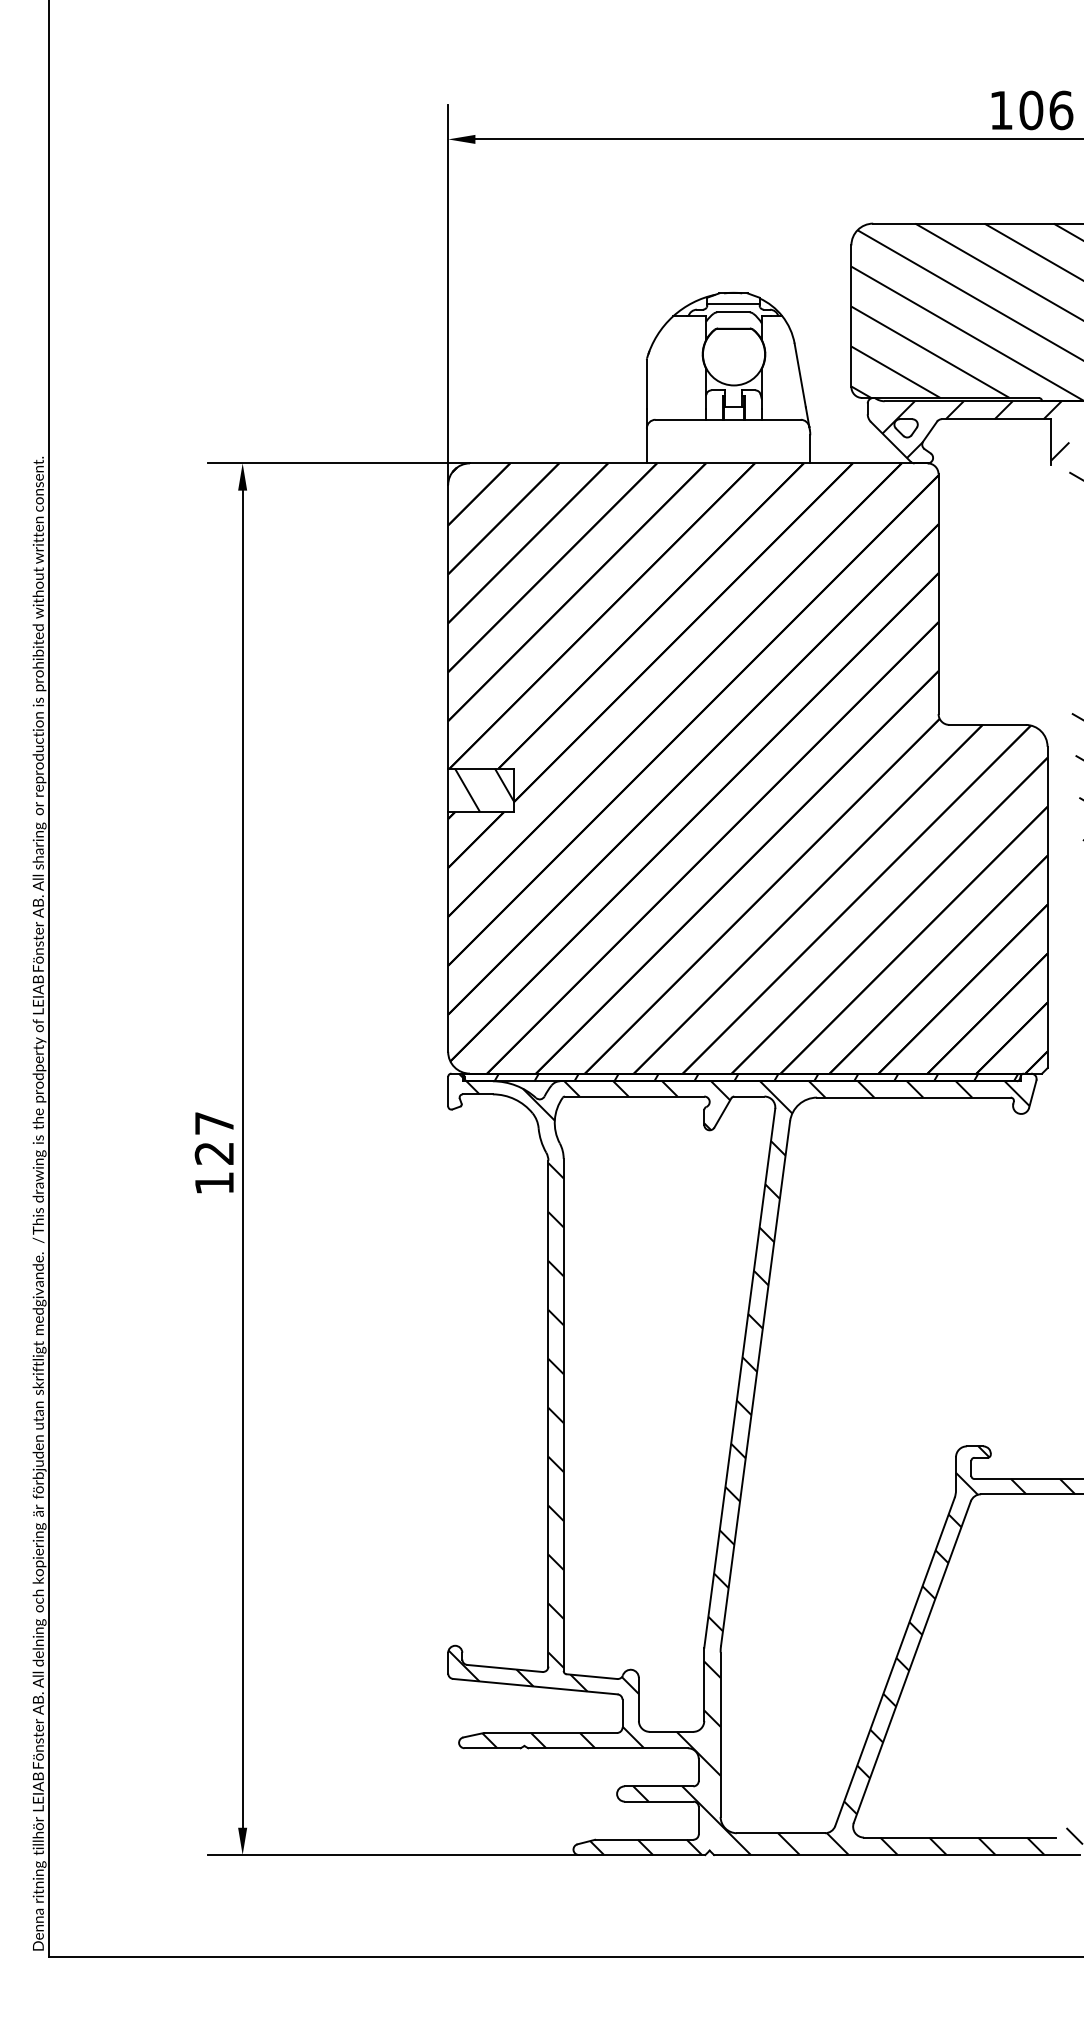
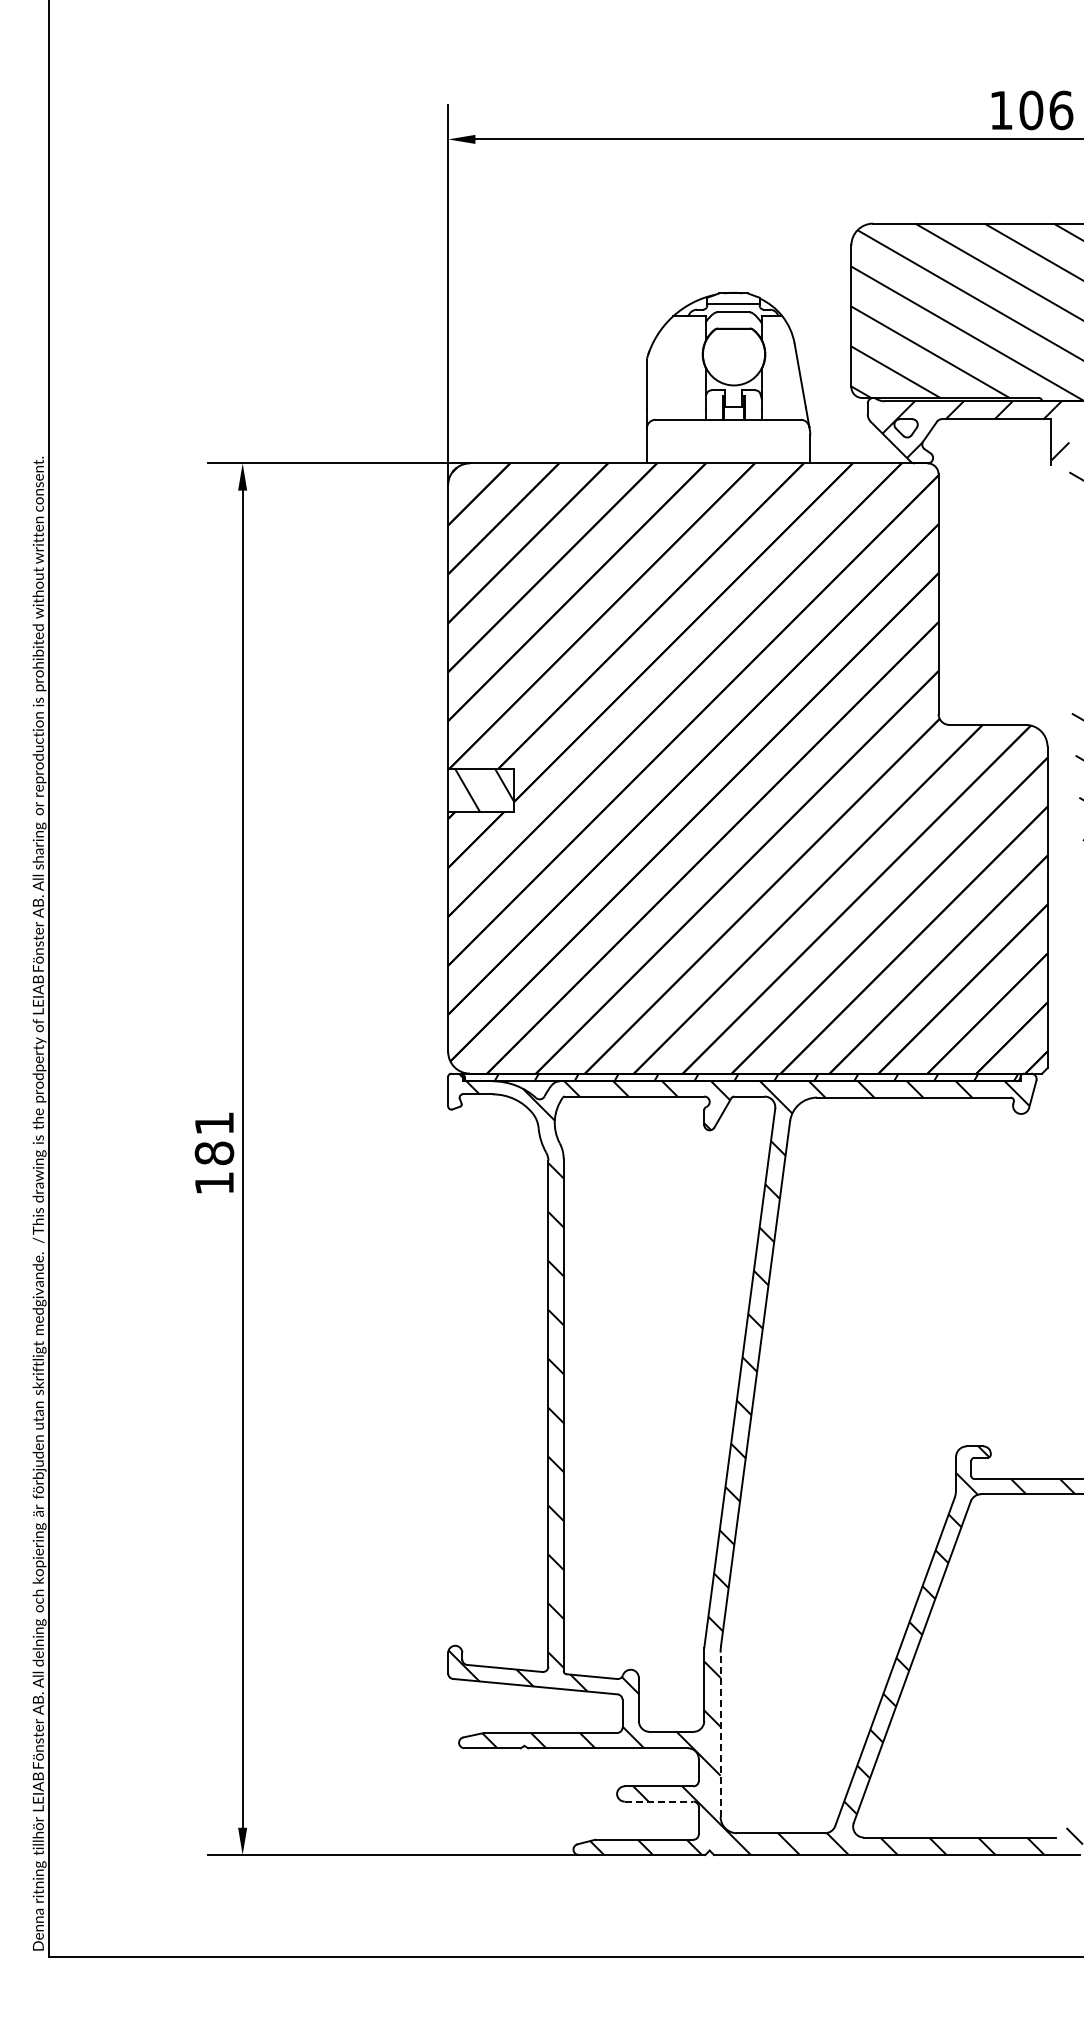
text: 127 -> 181 (214, 1138)
line: solid -> dashed (720, 1734)
line: solid -> dashed (659, 1801)
